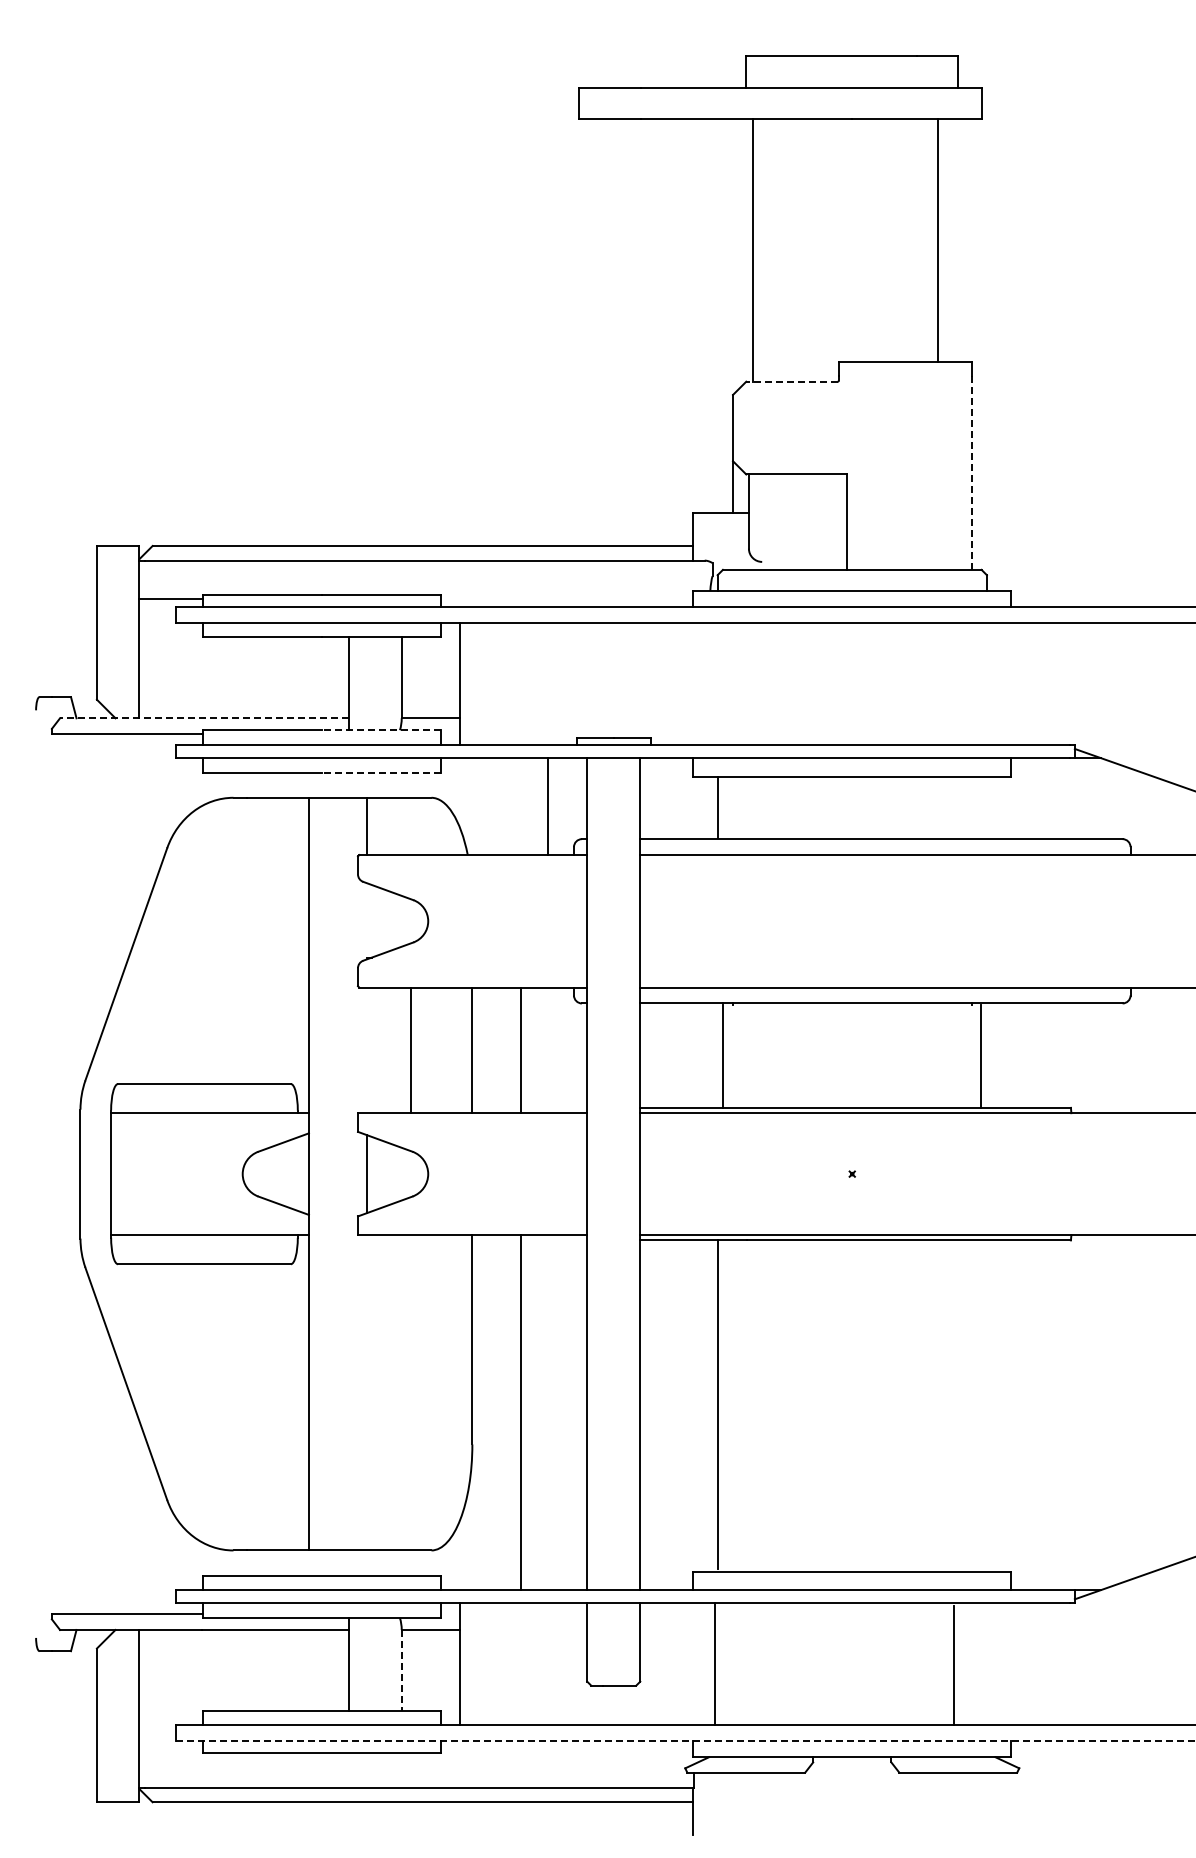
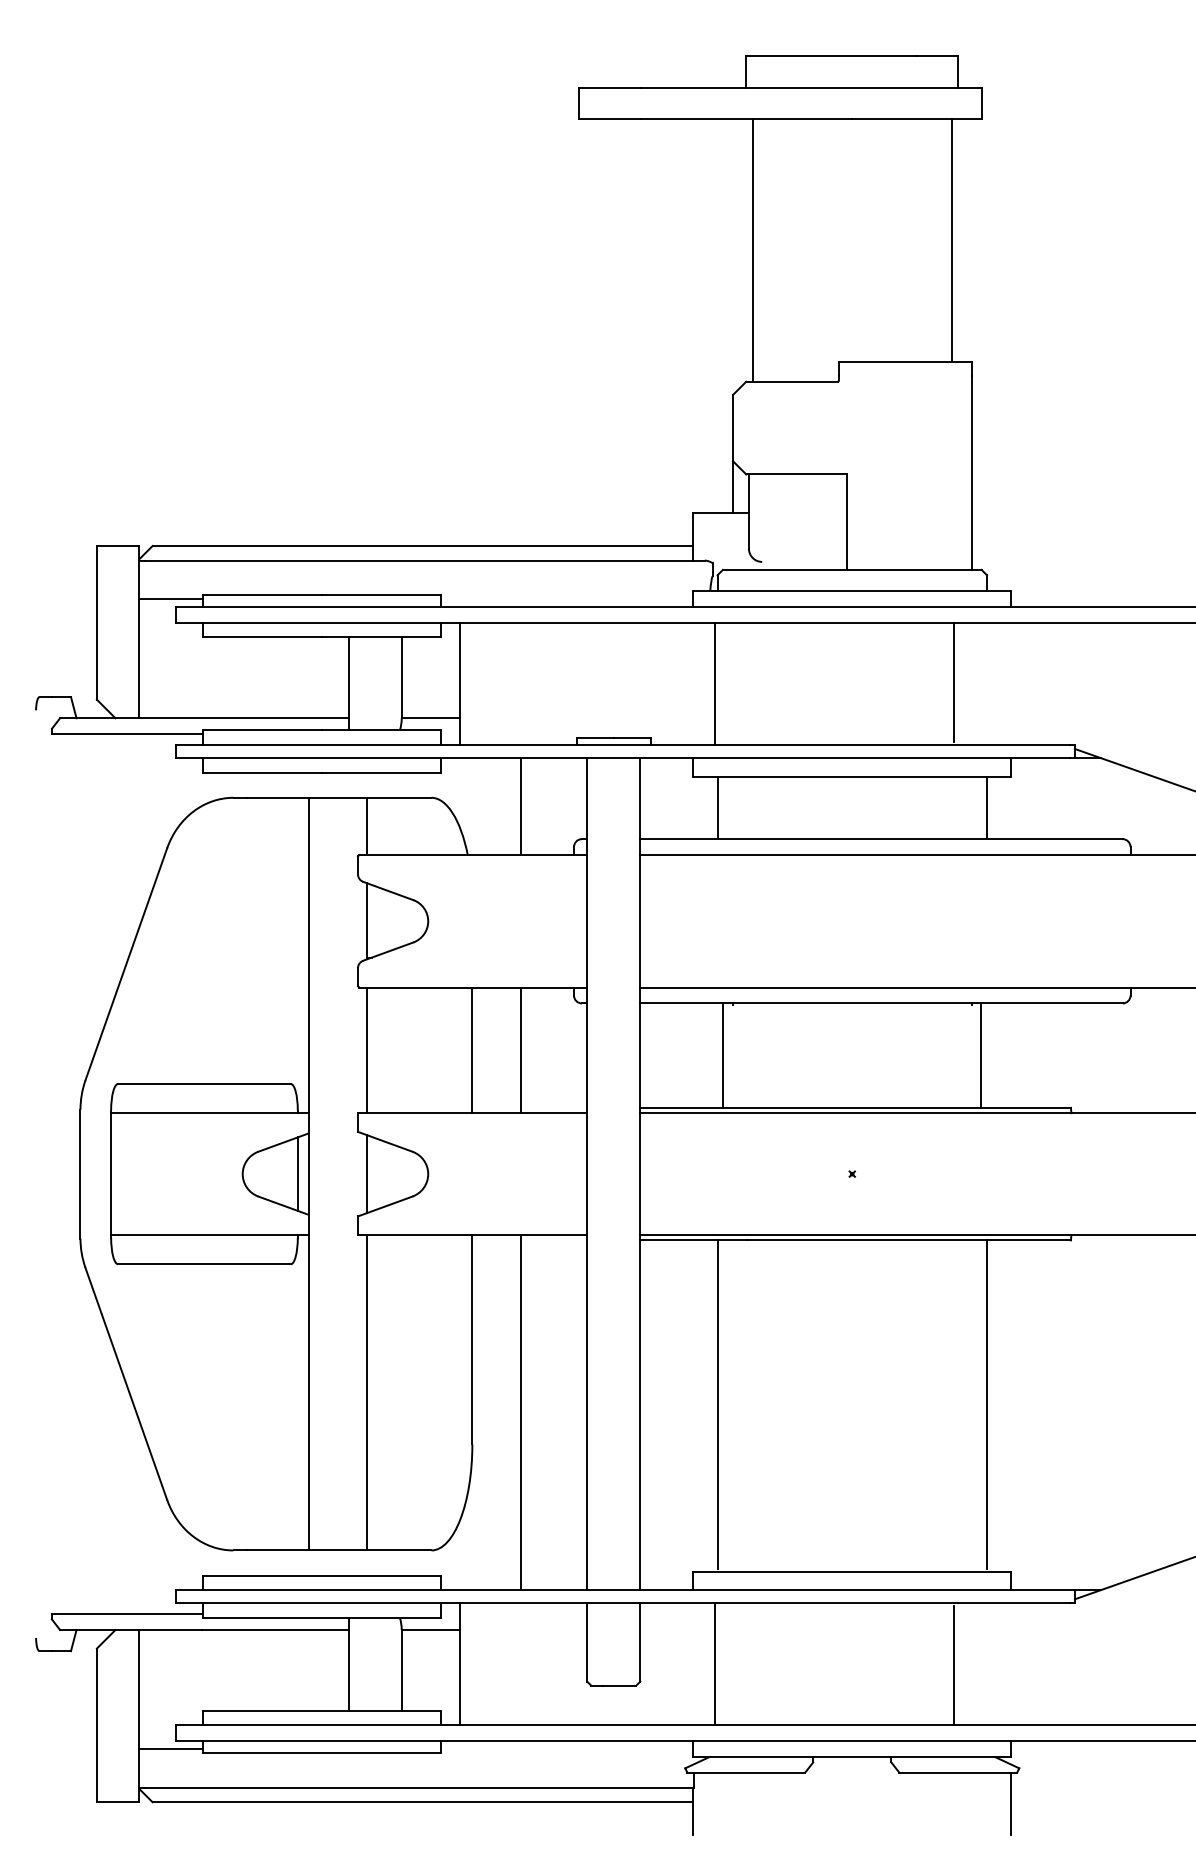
line position: (937, 240) -> (951, 240) (951, 240)
line: dashed -> solid (791, 381)
line: dashed -> solid (971, 473)
line: none -> present (954, 682)
line: none -> present (714, 683)
line: dashed -> solid (203, 718)
line: dashed -> solid (381, 730)
line: dashed -> solid (381, 772)
line position: (548, 806) -> (521, 806) (521, 806)
line: none -> present (986, 806)
line: none -> present (367, 921)
line position: (411, 1050) -> (367, 1050) (367, 1050)
line: none -> present (297, 1173)
line: none -> present (367, 1392)
line: none -> present (986, 1404)
line: dashed -> solid (401, 1670)
line: dashed -> solid (686, 1741)
line: none -> present (170, 1749)
line: none -> present (1011, 1803)
